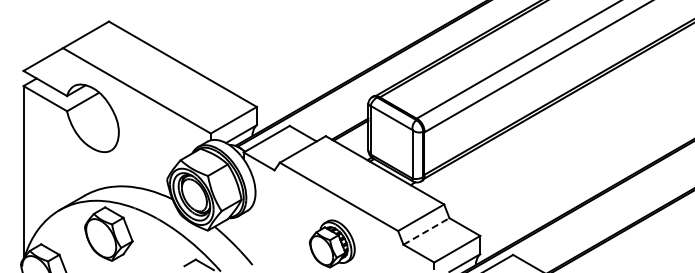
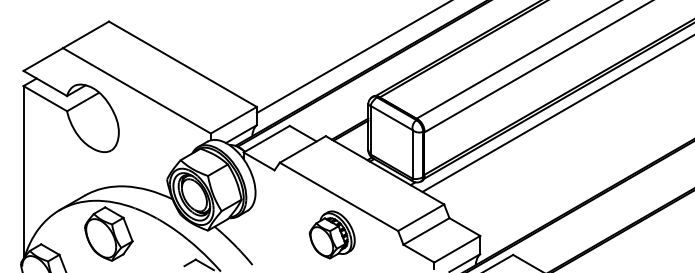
line: none -> present (352, 57)
line: none -> present (556, 113)
line: dashed -> solid (426, 231)
part position: (331, 243) -> (331, 234) (331, 234)
